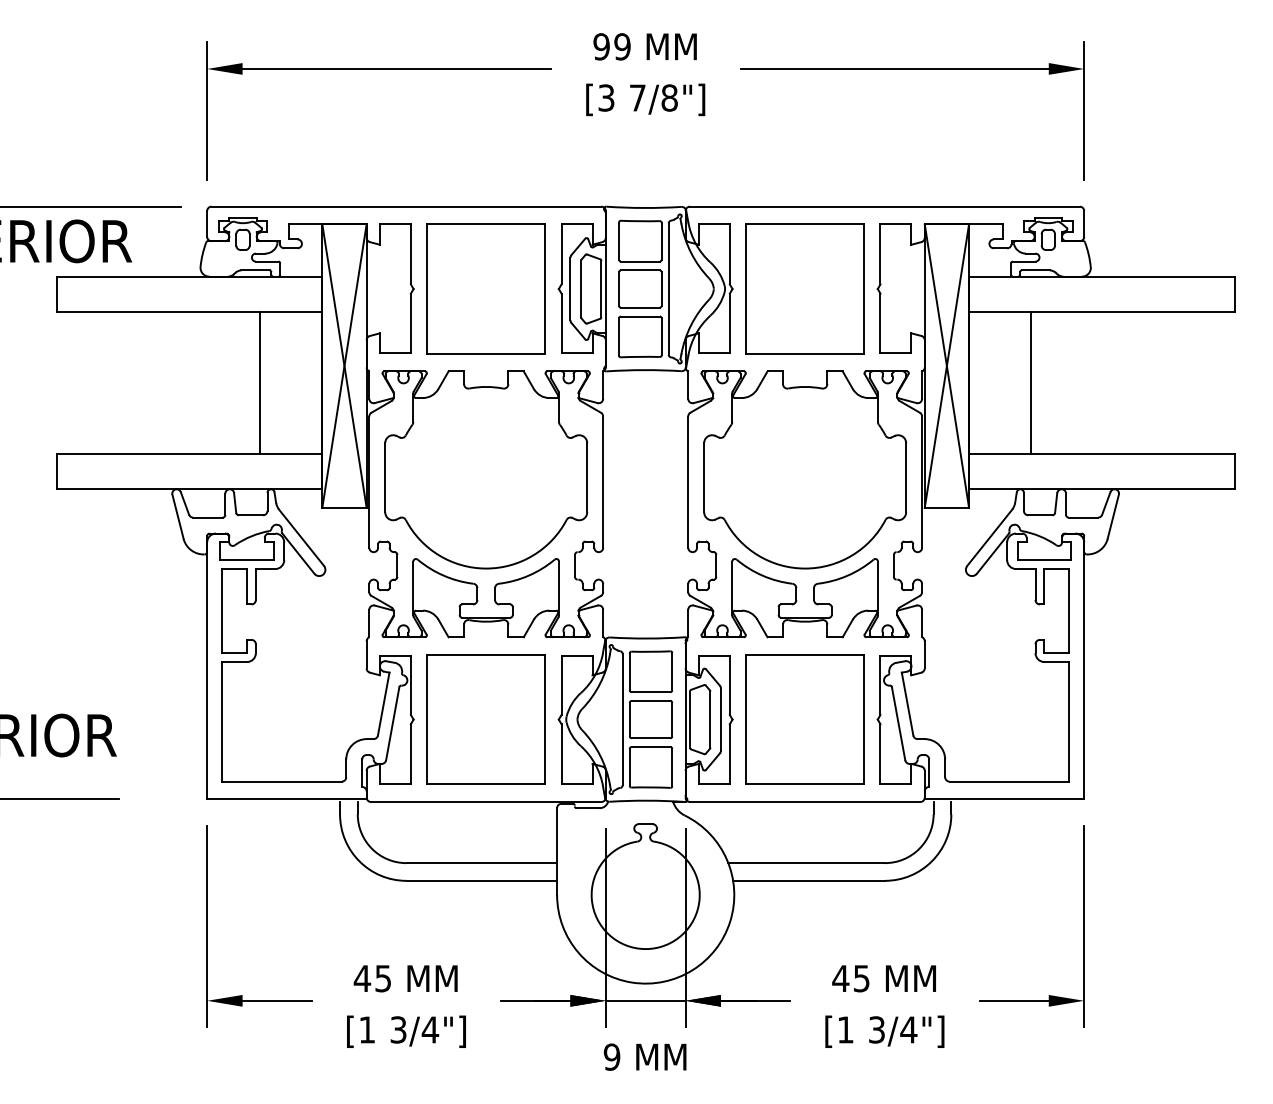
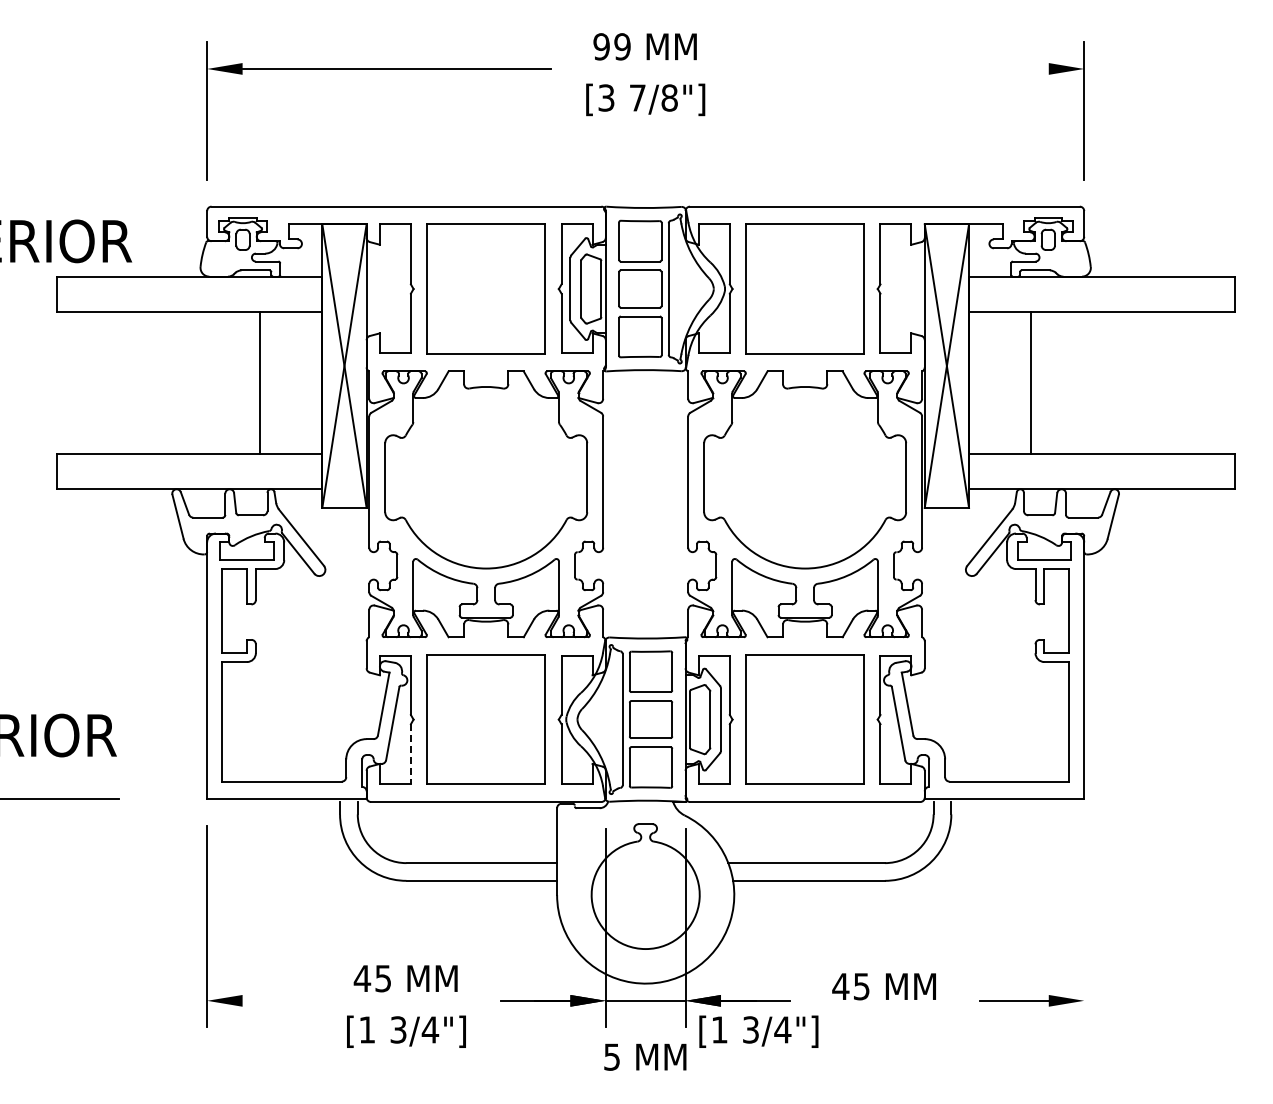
line: present -> none (894, 68)
line: present -> none (91, 206)
line: solid -> dashed (410, 754)
line: present -> none (1084, 926)
text position: (883, 978) -> (883, 986) (883, 986)
line: present -> none (276, 1000)
text position: (884, 1031) -> (758, 1031) (758, 1031)
text: 9 -> 5 (611, 1056)
